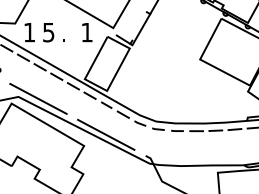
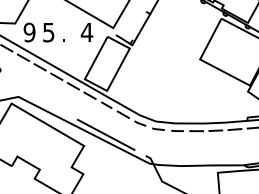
text: 1 -> 9 (29, 32)
text: 1 -> 4 (86, 32)
line: present -> none (38, 98)
